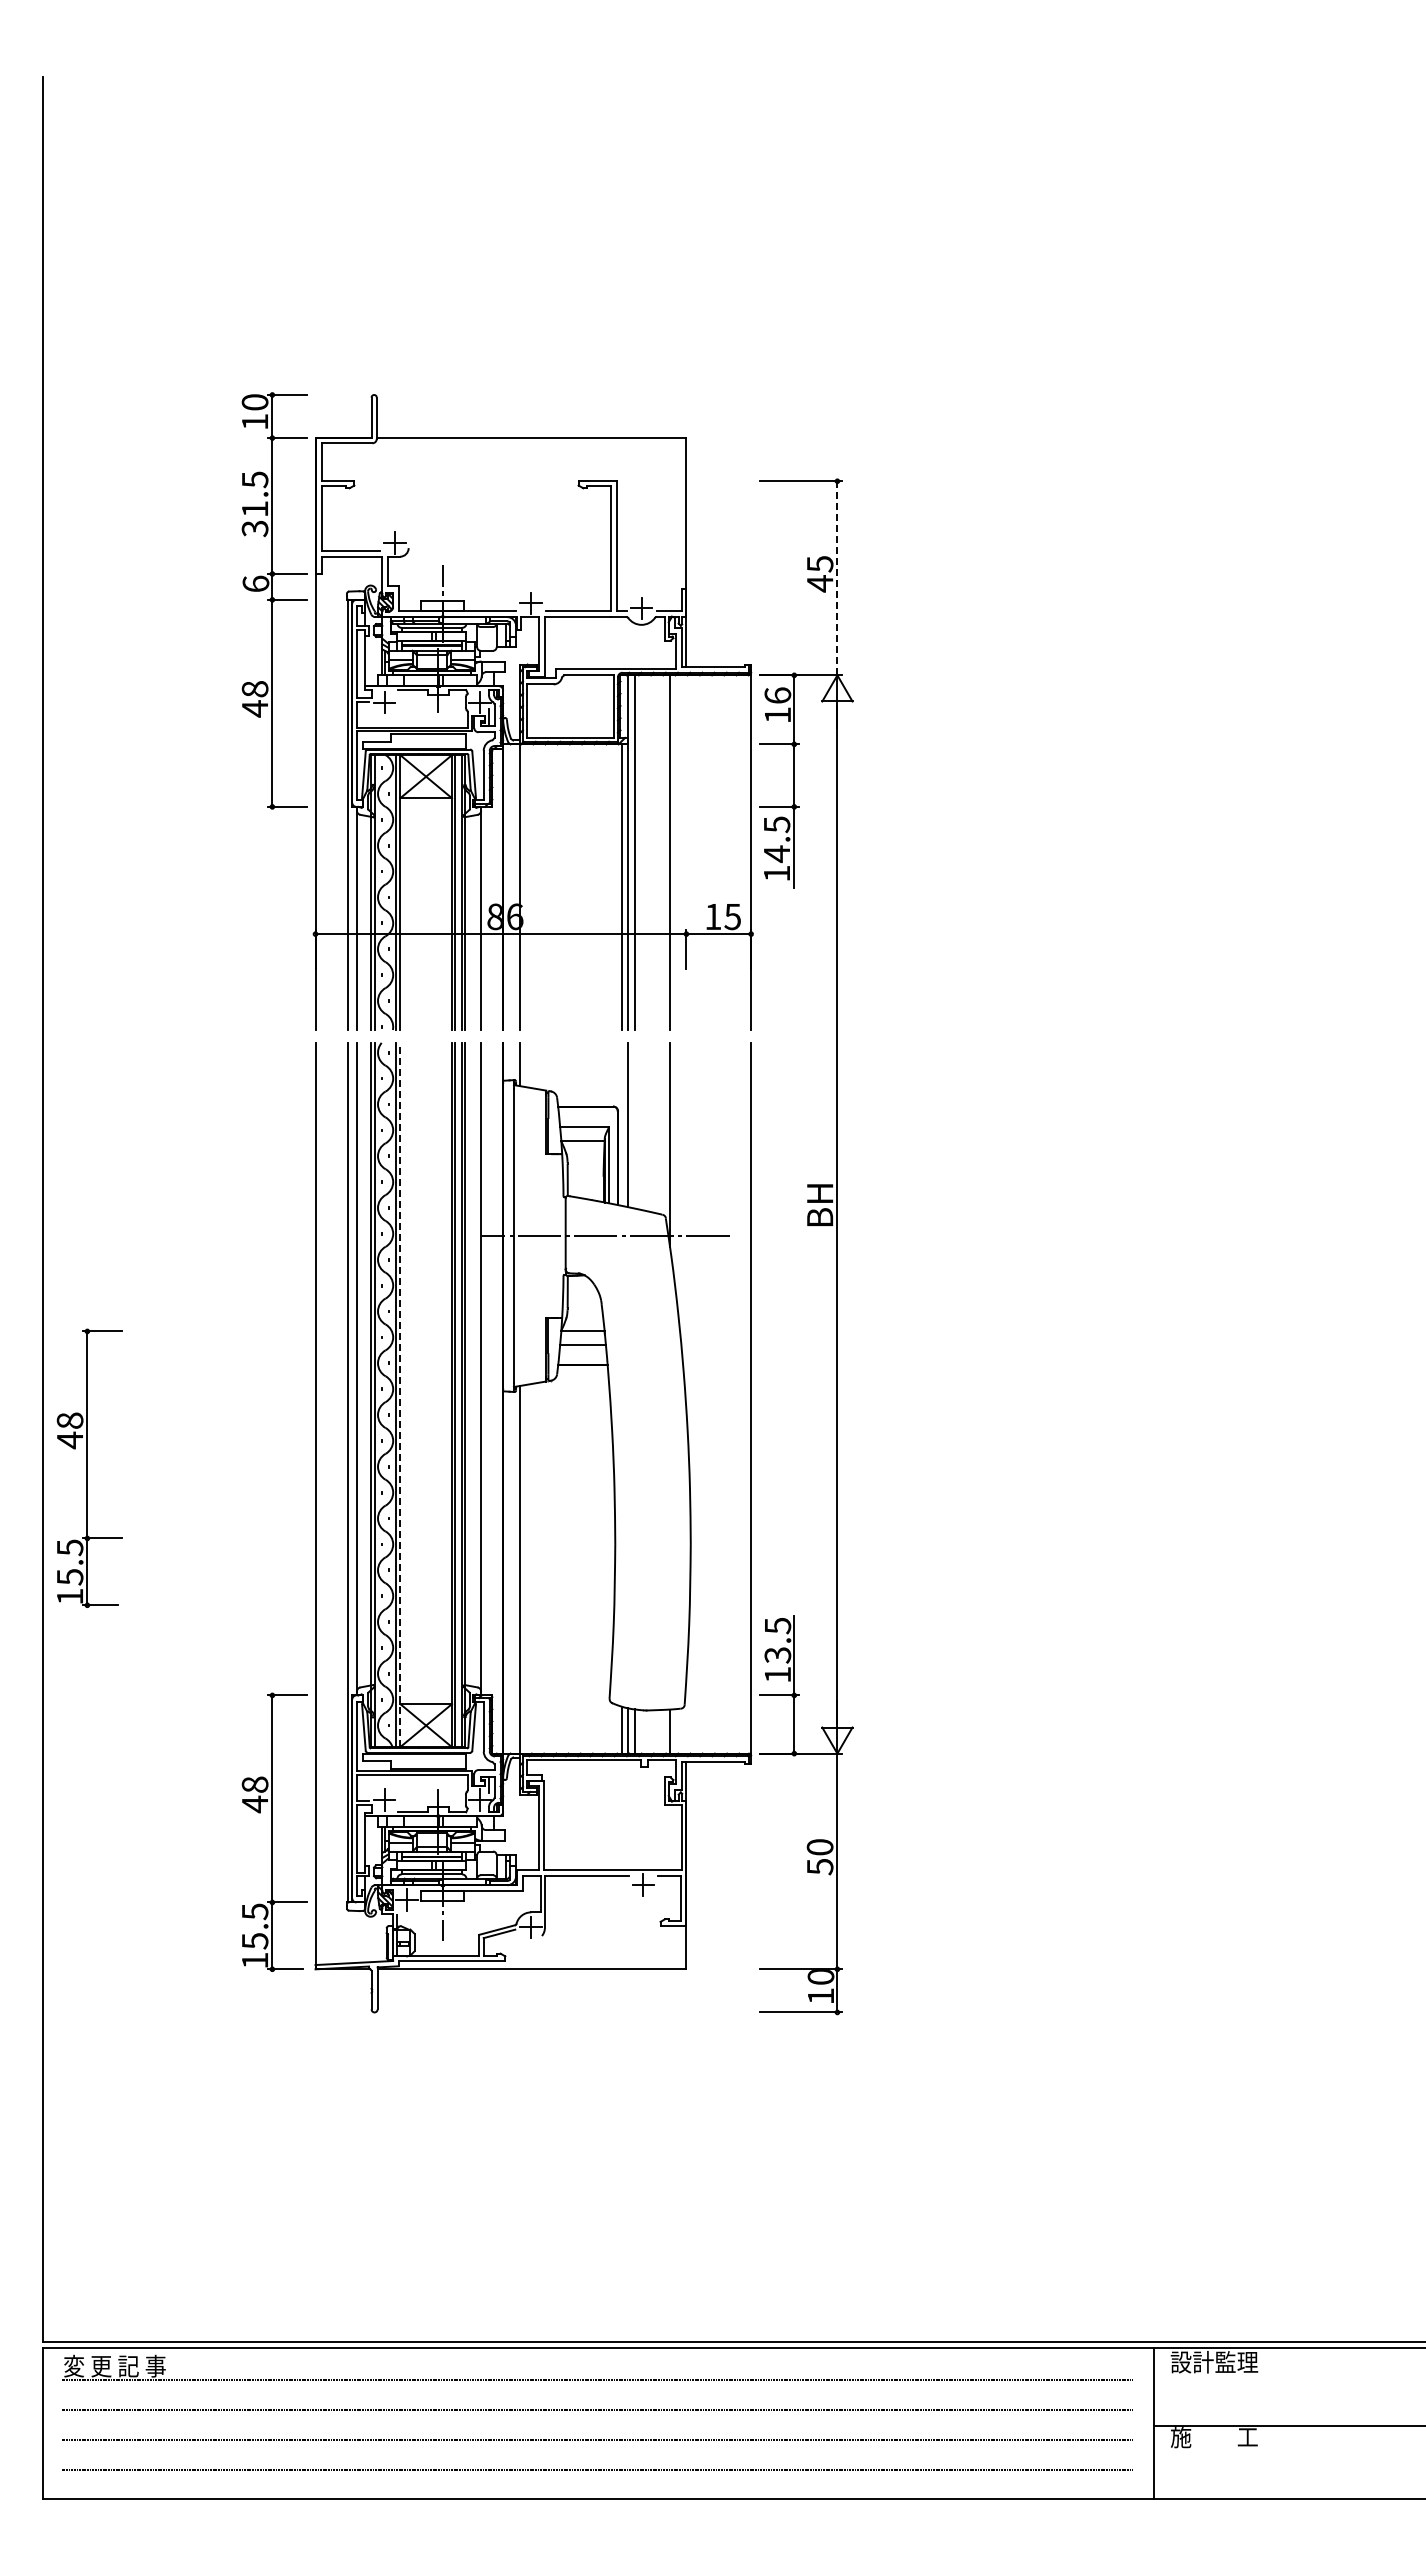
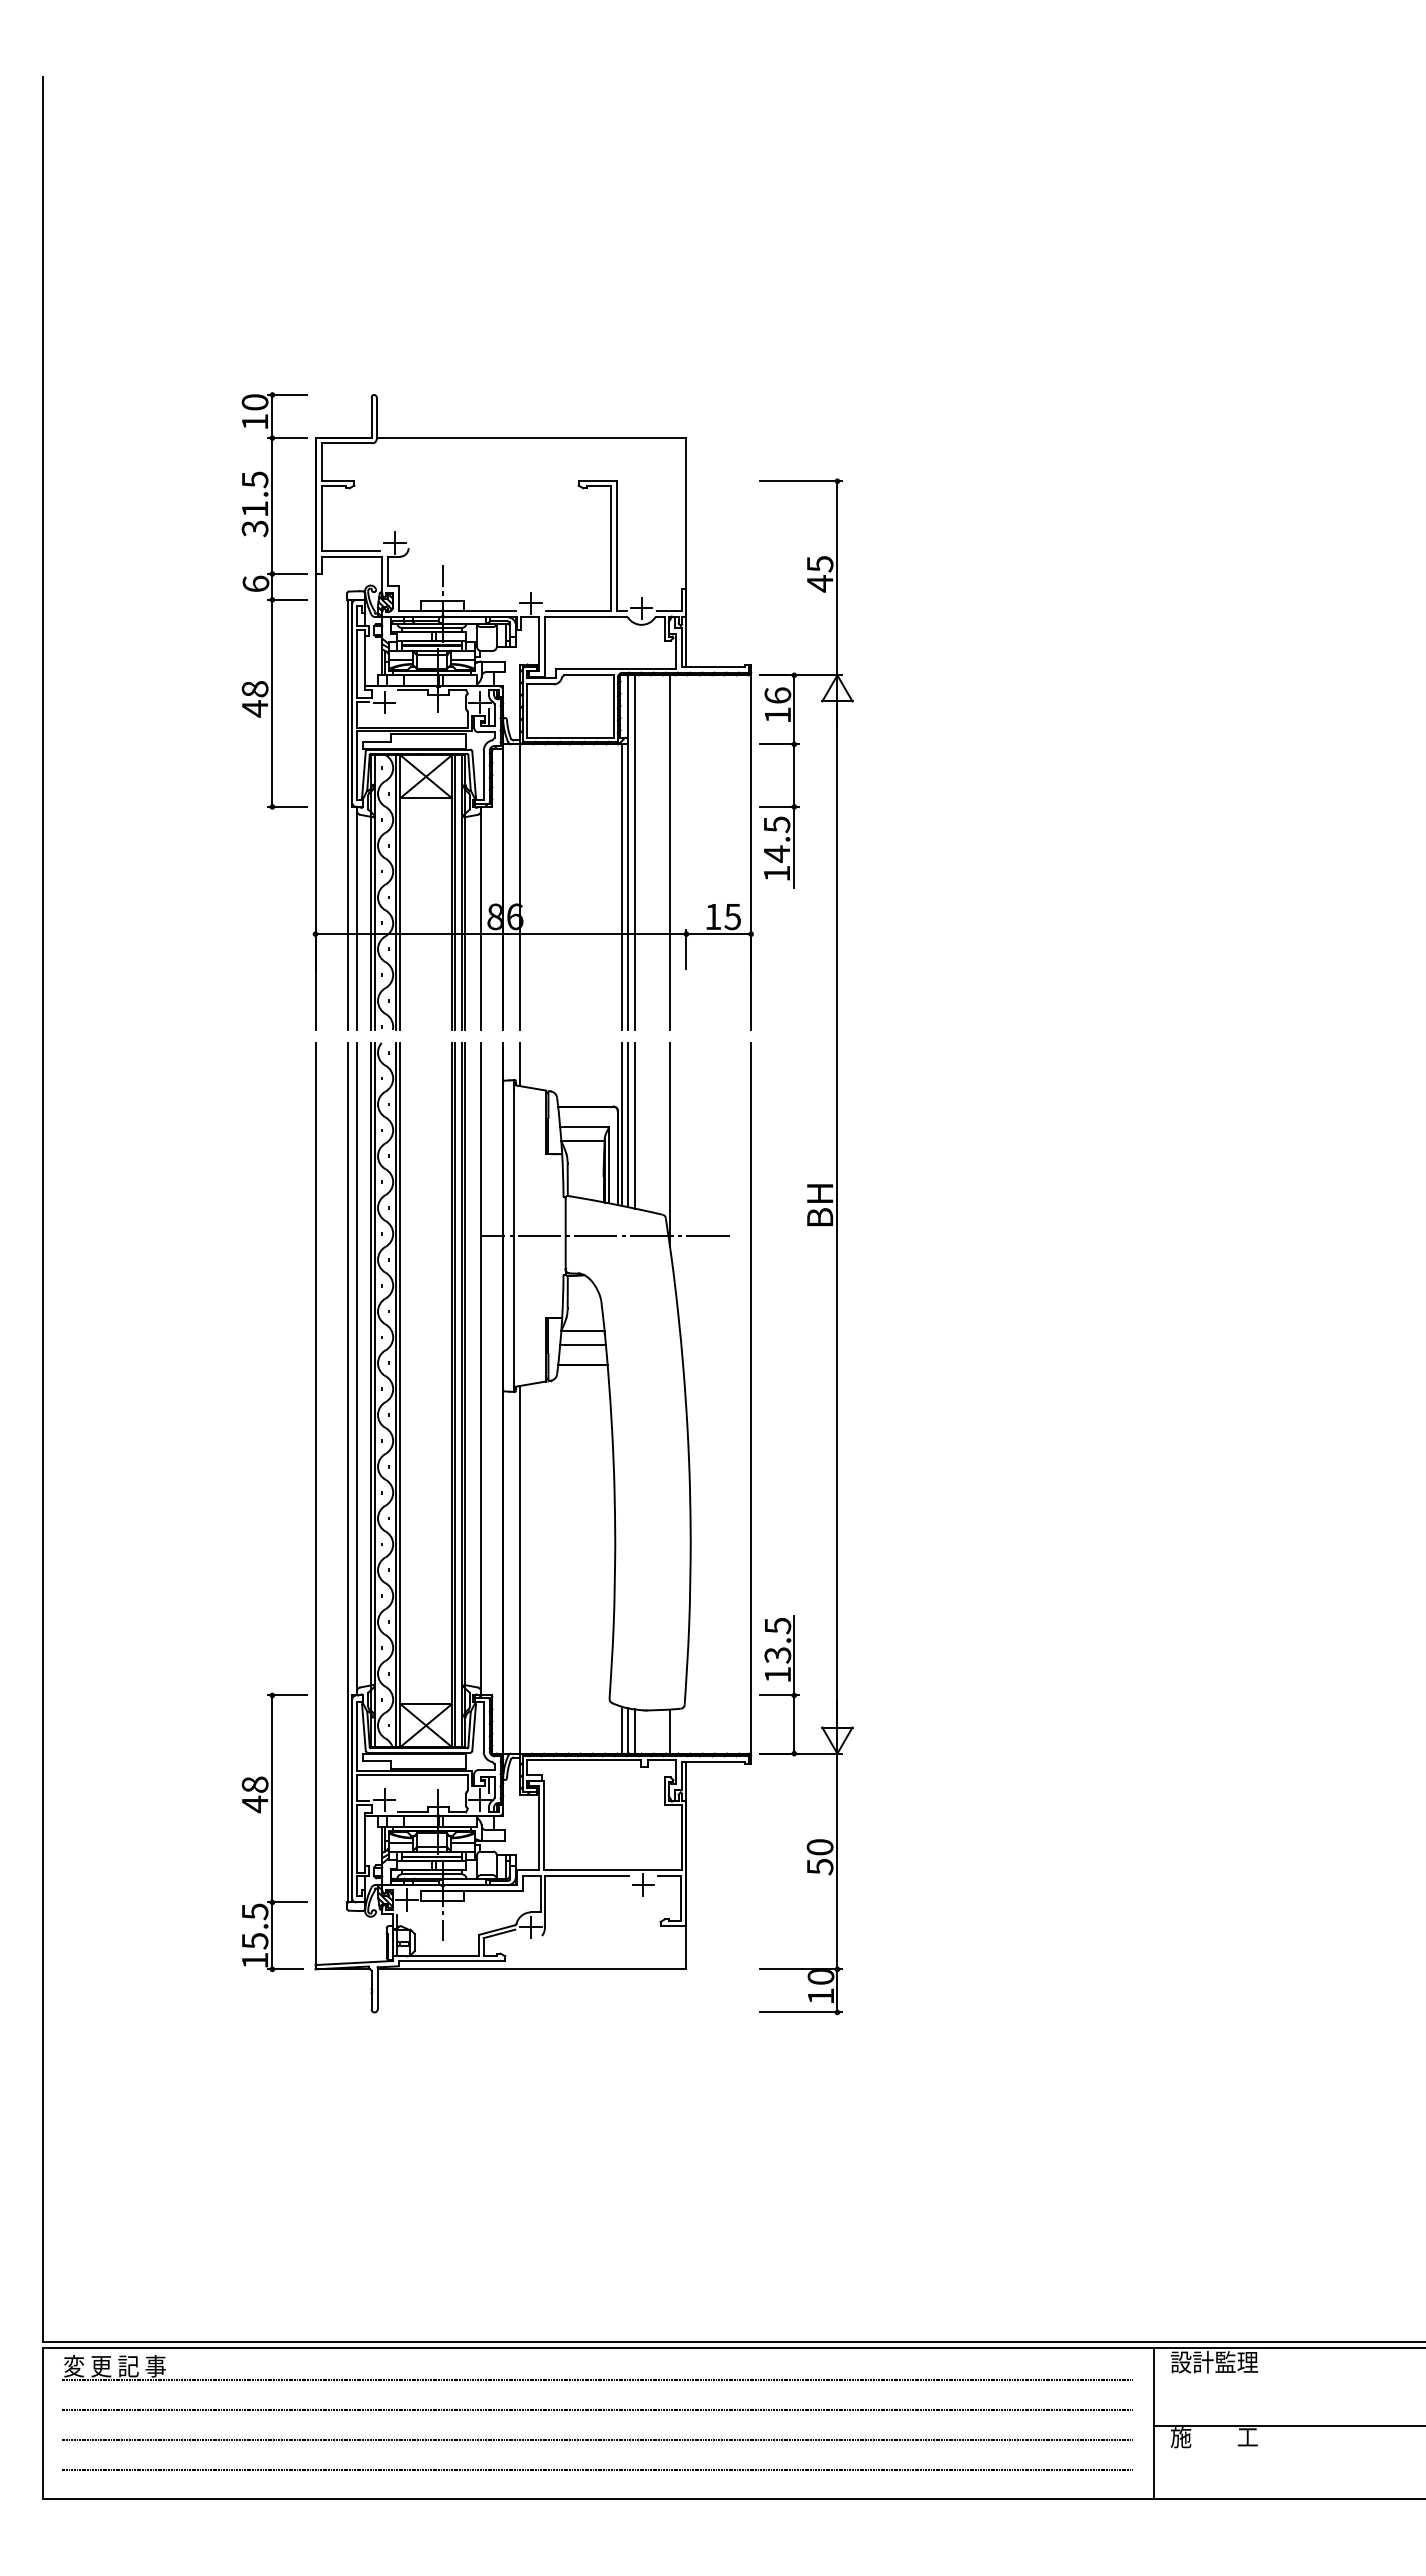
line: dashed -> solid (837, 577)
line: none -> present (621, 1123)
line: none -> present (634, 1125)
line: dashed -> solid (400, 1394)
part: present -> none (89, 1467)
